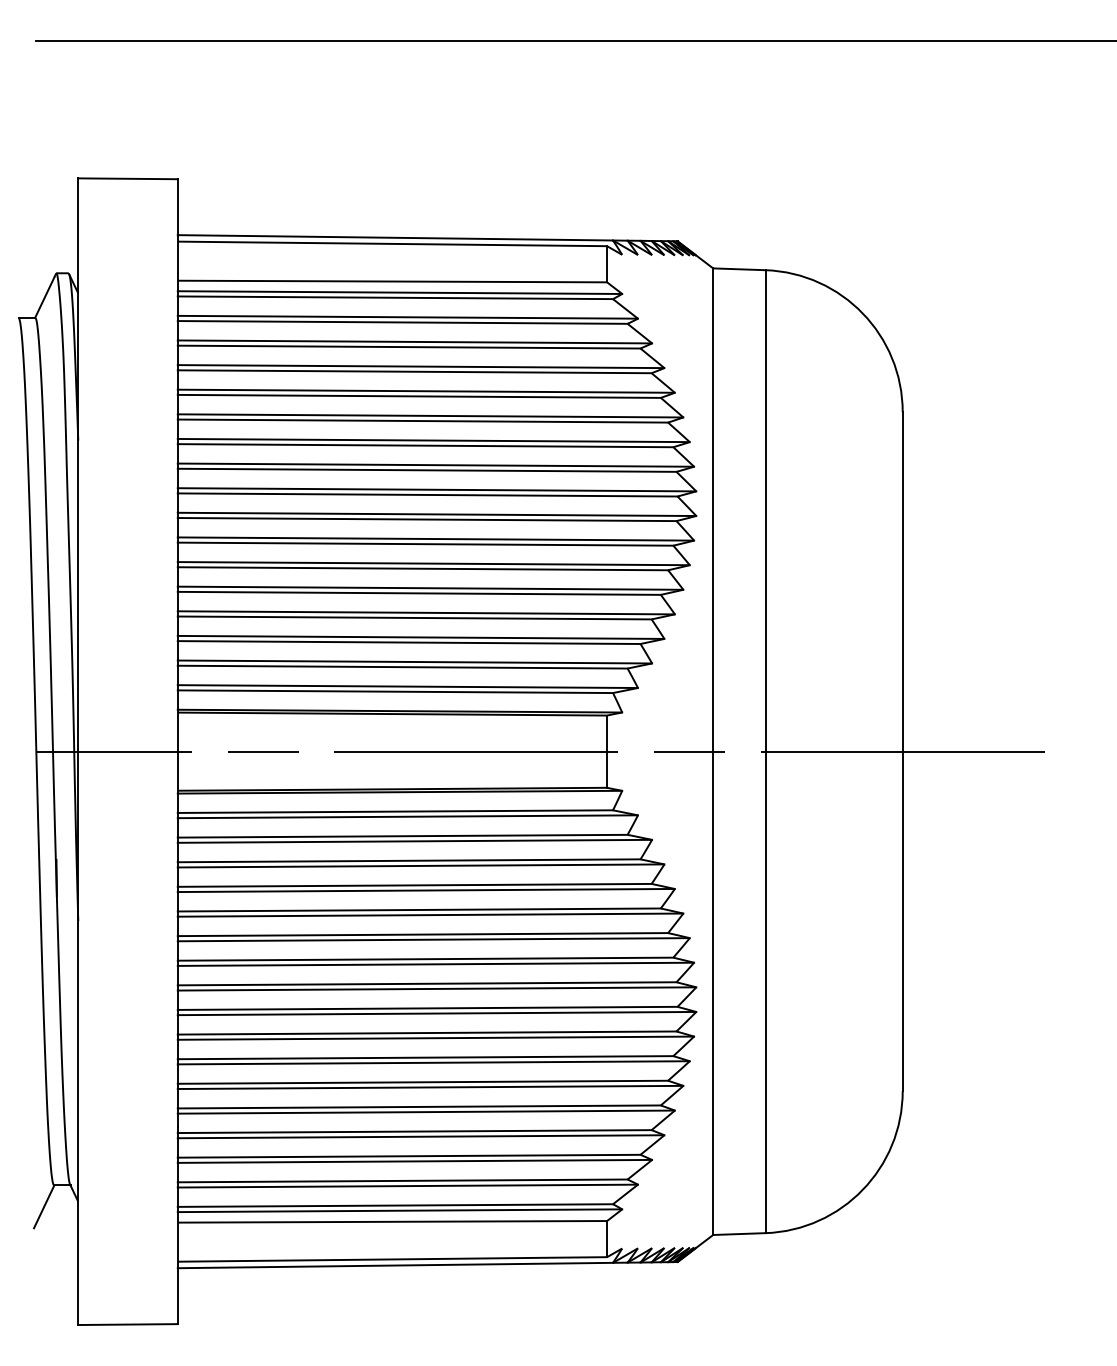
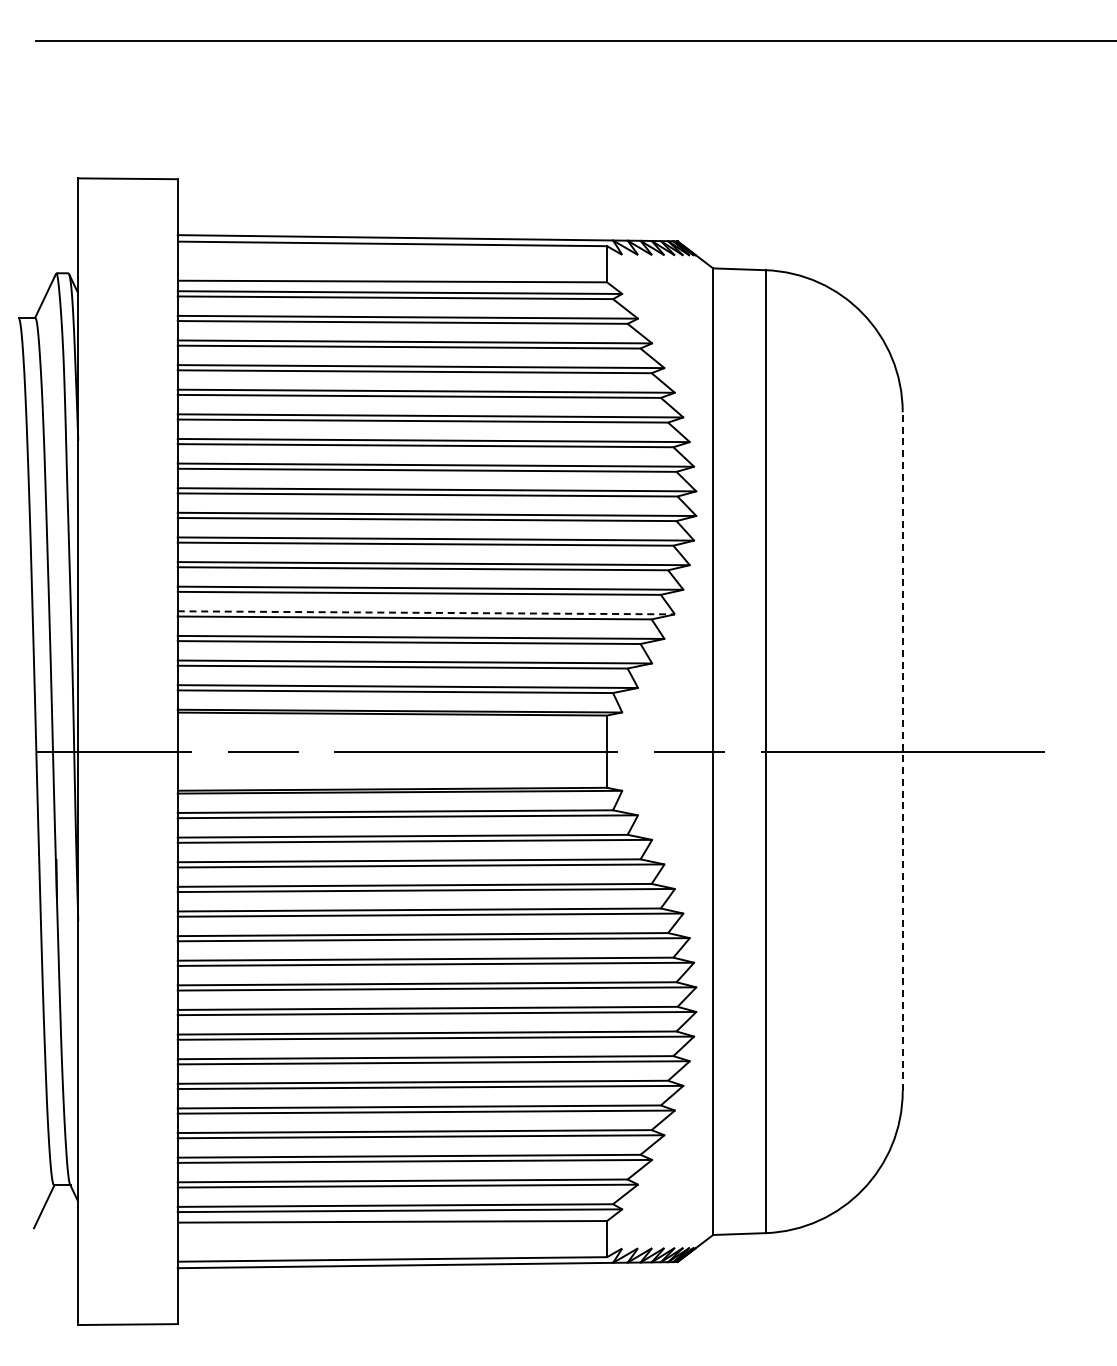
line: solid -> dashed (426, 612)
line: solid -> dashed (902, 751)
